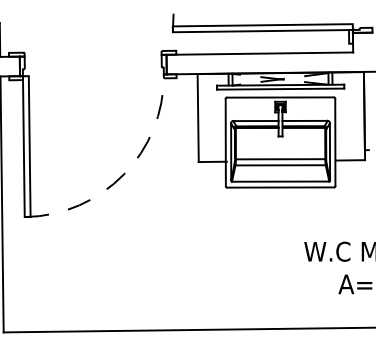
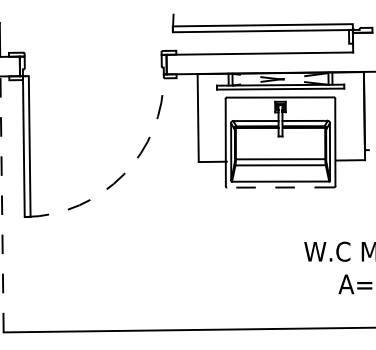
line: solid -> dashed (280, 187)
line: solid -> dashed (2, 204)
